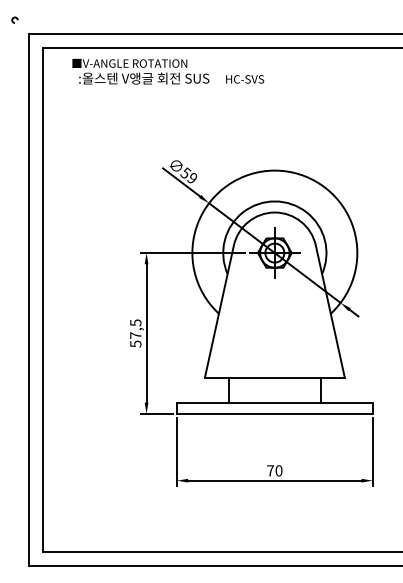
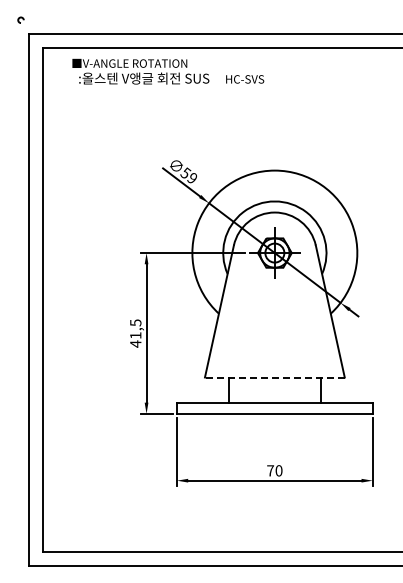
arc position: (14, 18) -> (20, 18) (20, 18)
text: 57,5 -> 41,5 (135, 339)
line: solid -> dashed (274, 377)
